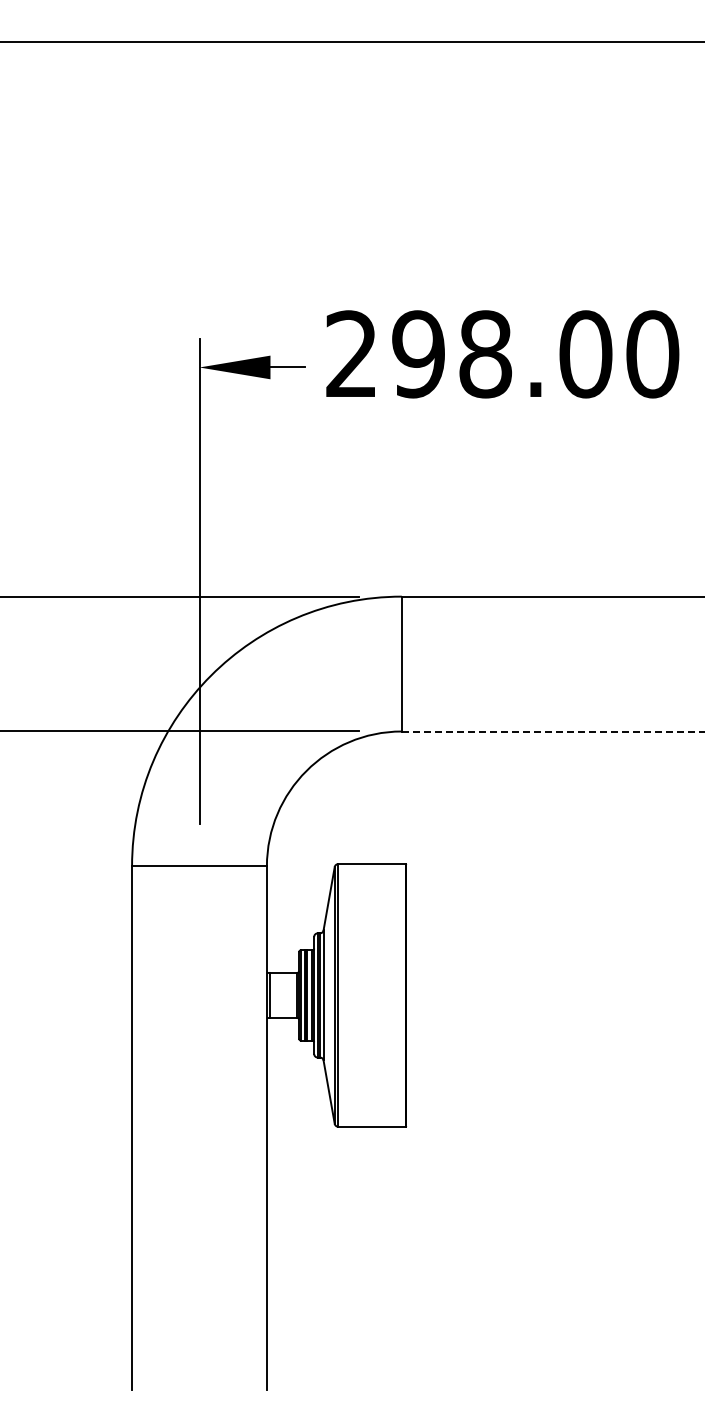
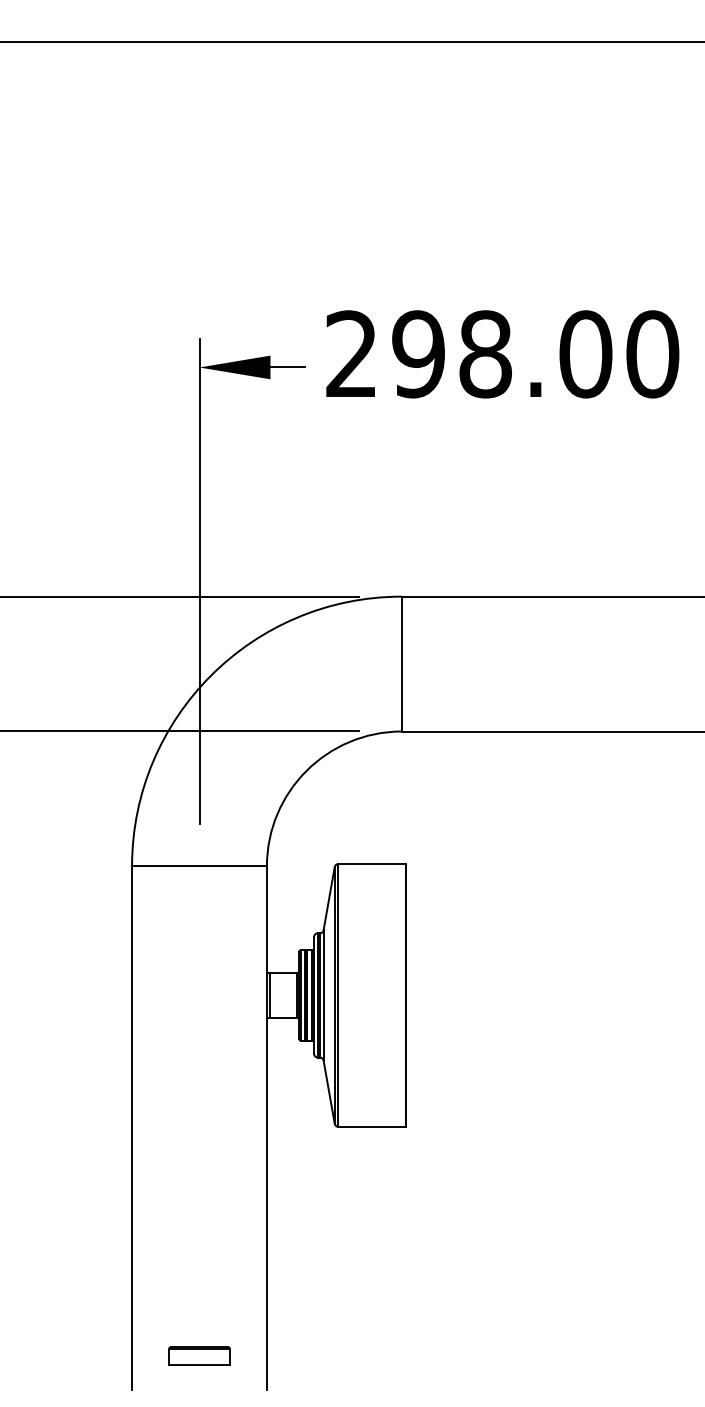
line: dashed -> solid (553, 731)
part: none -> present (199, 1355)
